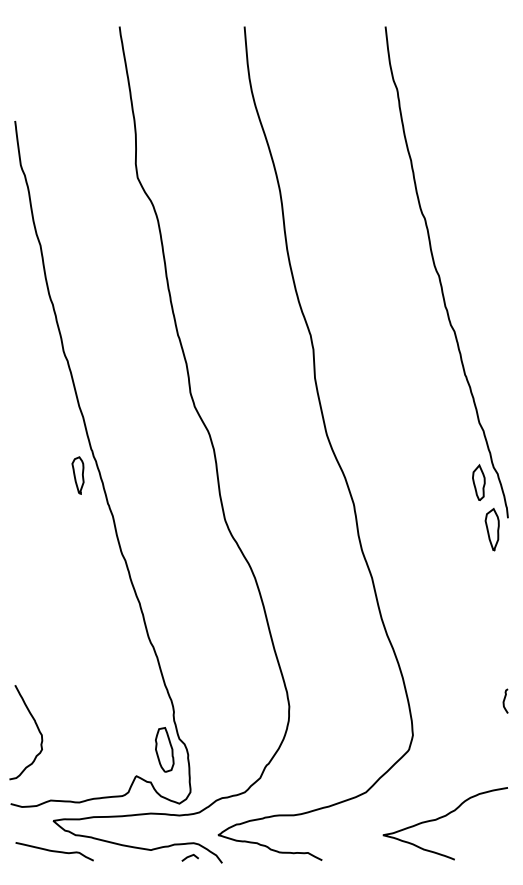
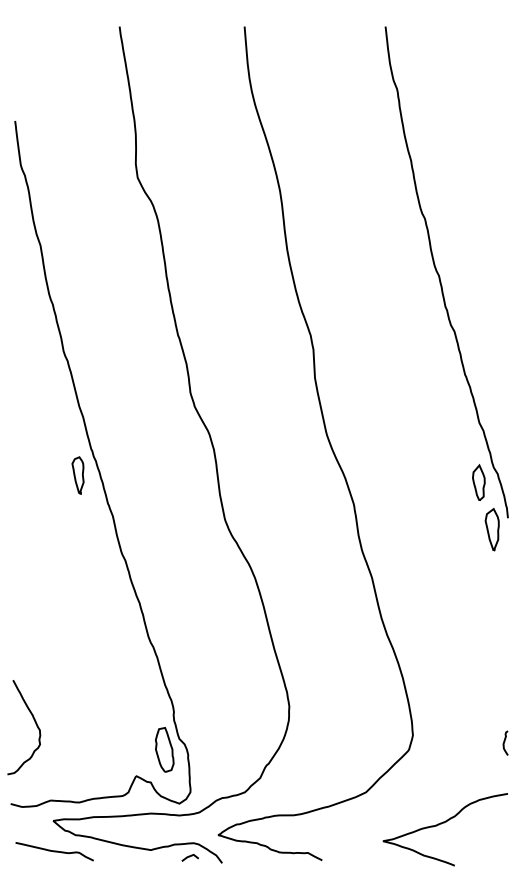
curve position: (505, 699) -> (505, 741) (505, 741)
curve position: (36, 727) -> (34, 722) (34, 722)
curve position: (441, 818) -> (441, 824) (441, 824)
